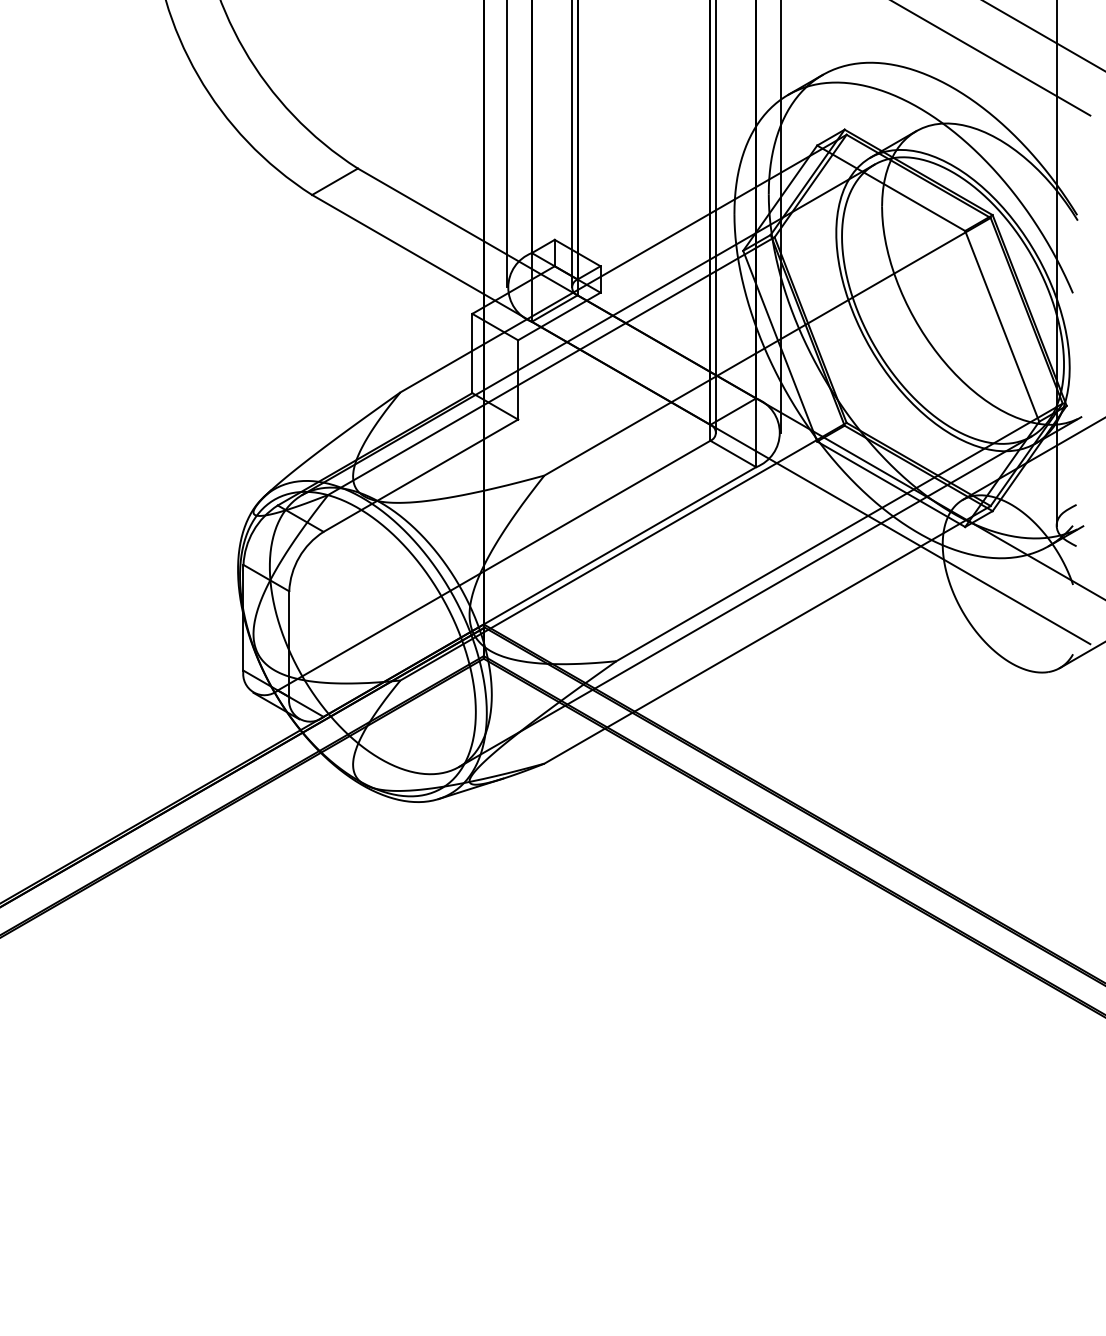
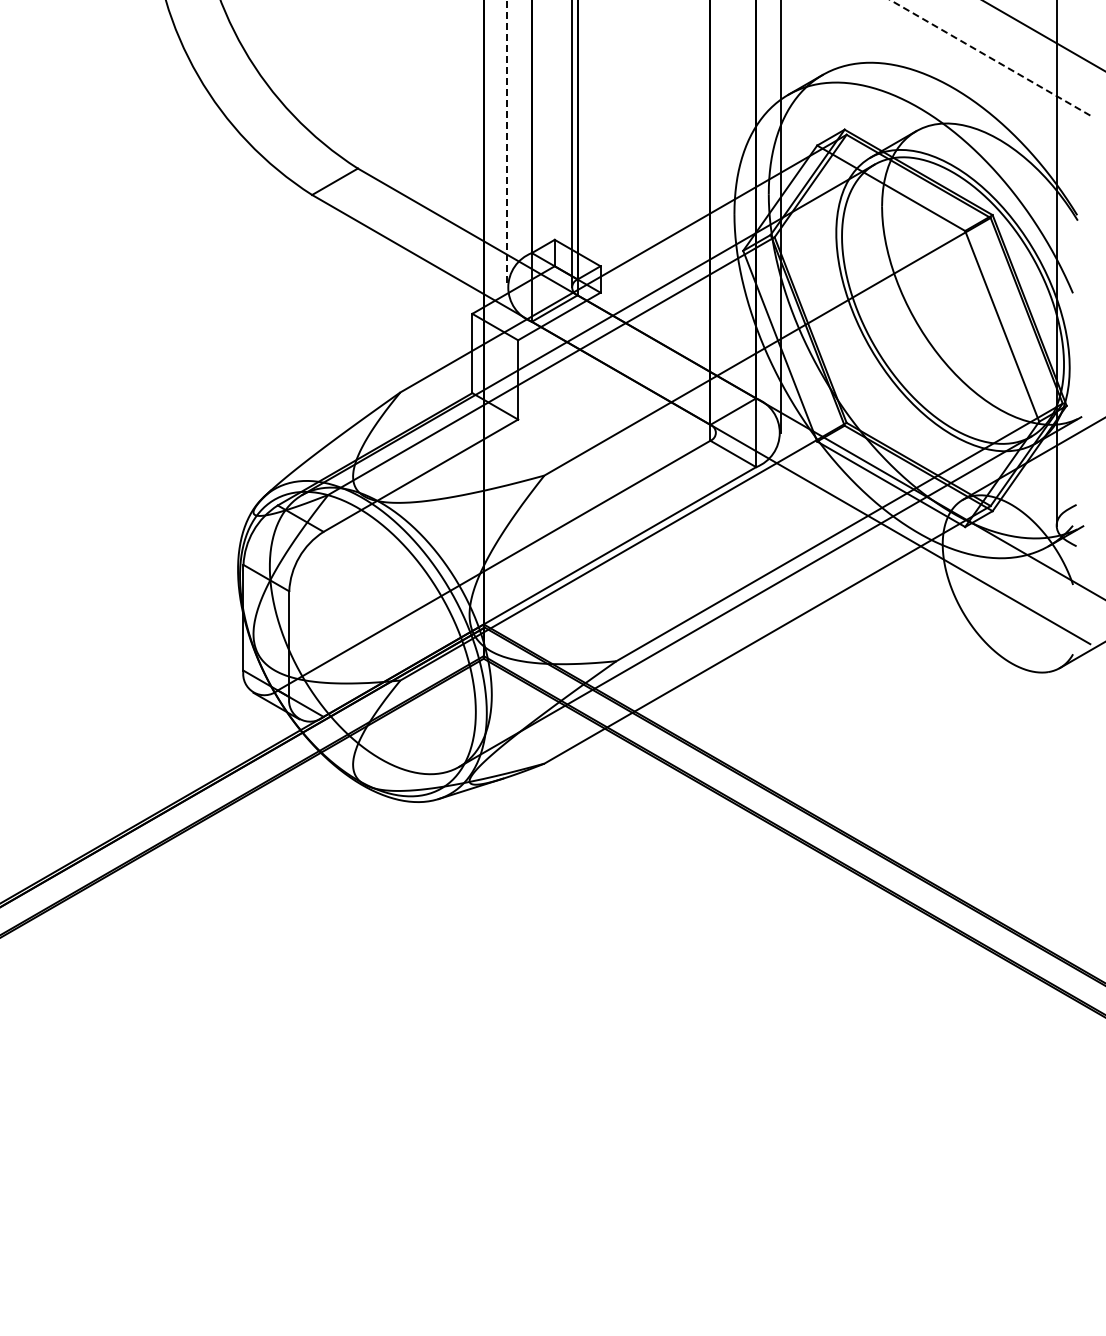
line: solid -> dashed (989, 57)
line: solid -> dashed (507, 144)
line: present -> none (716, 217)
